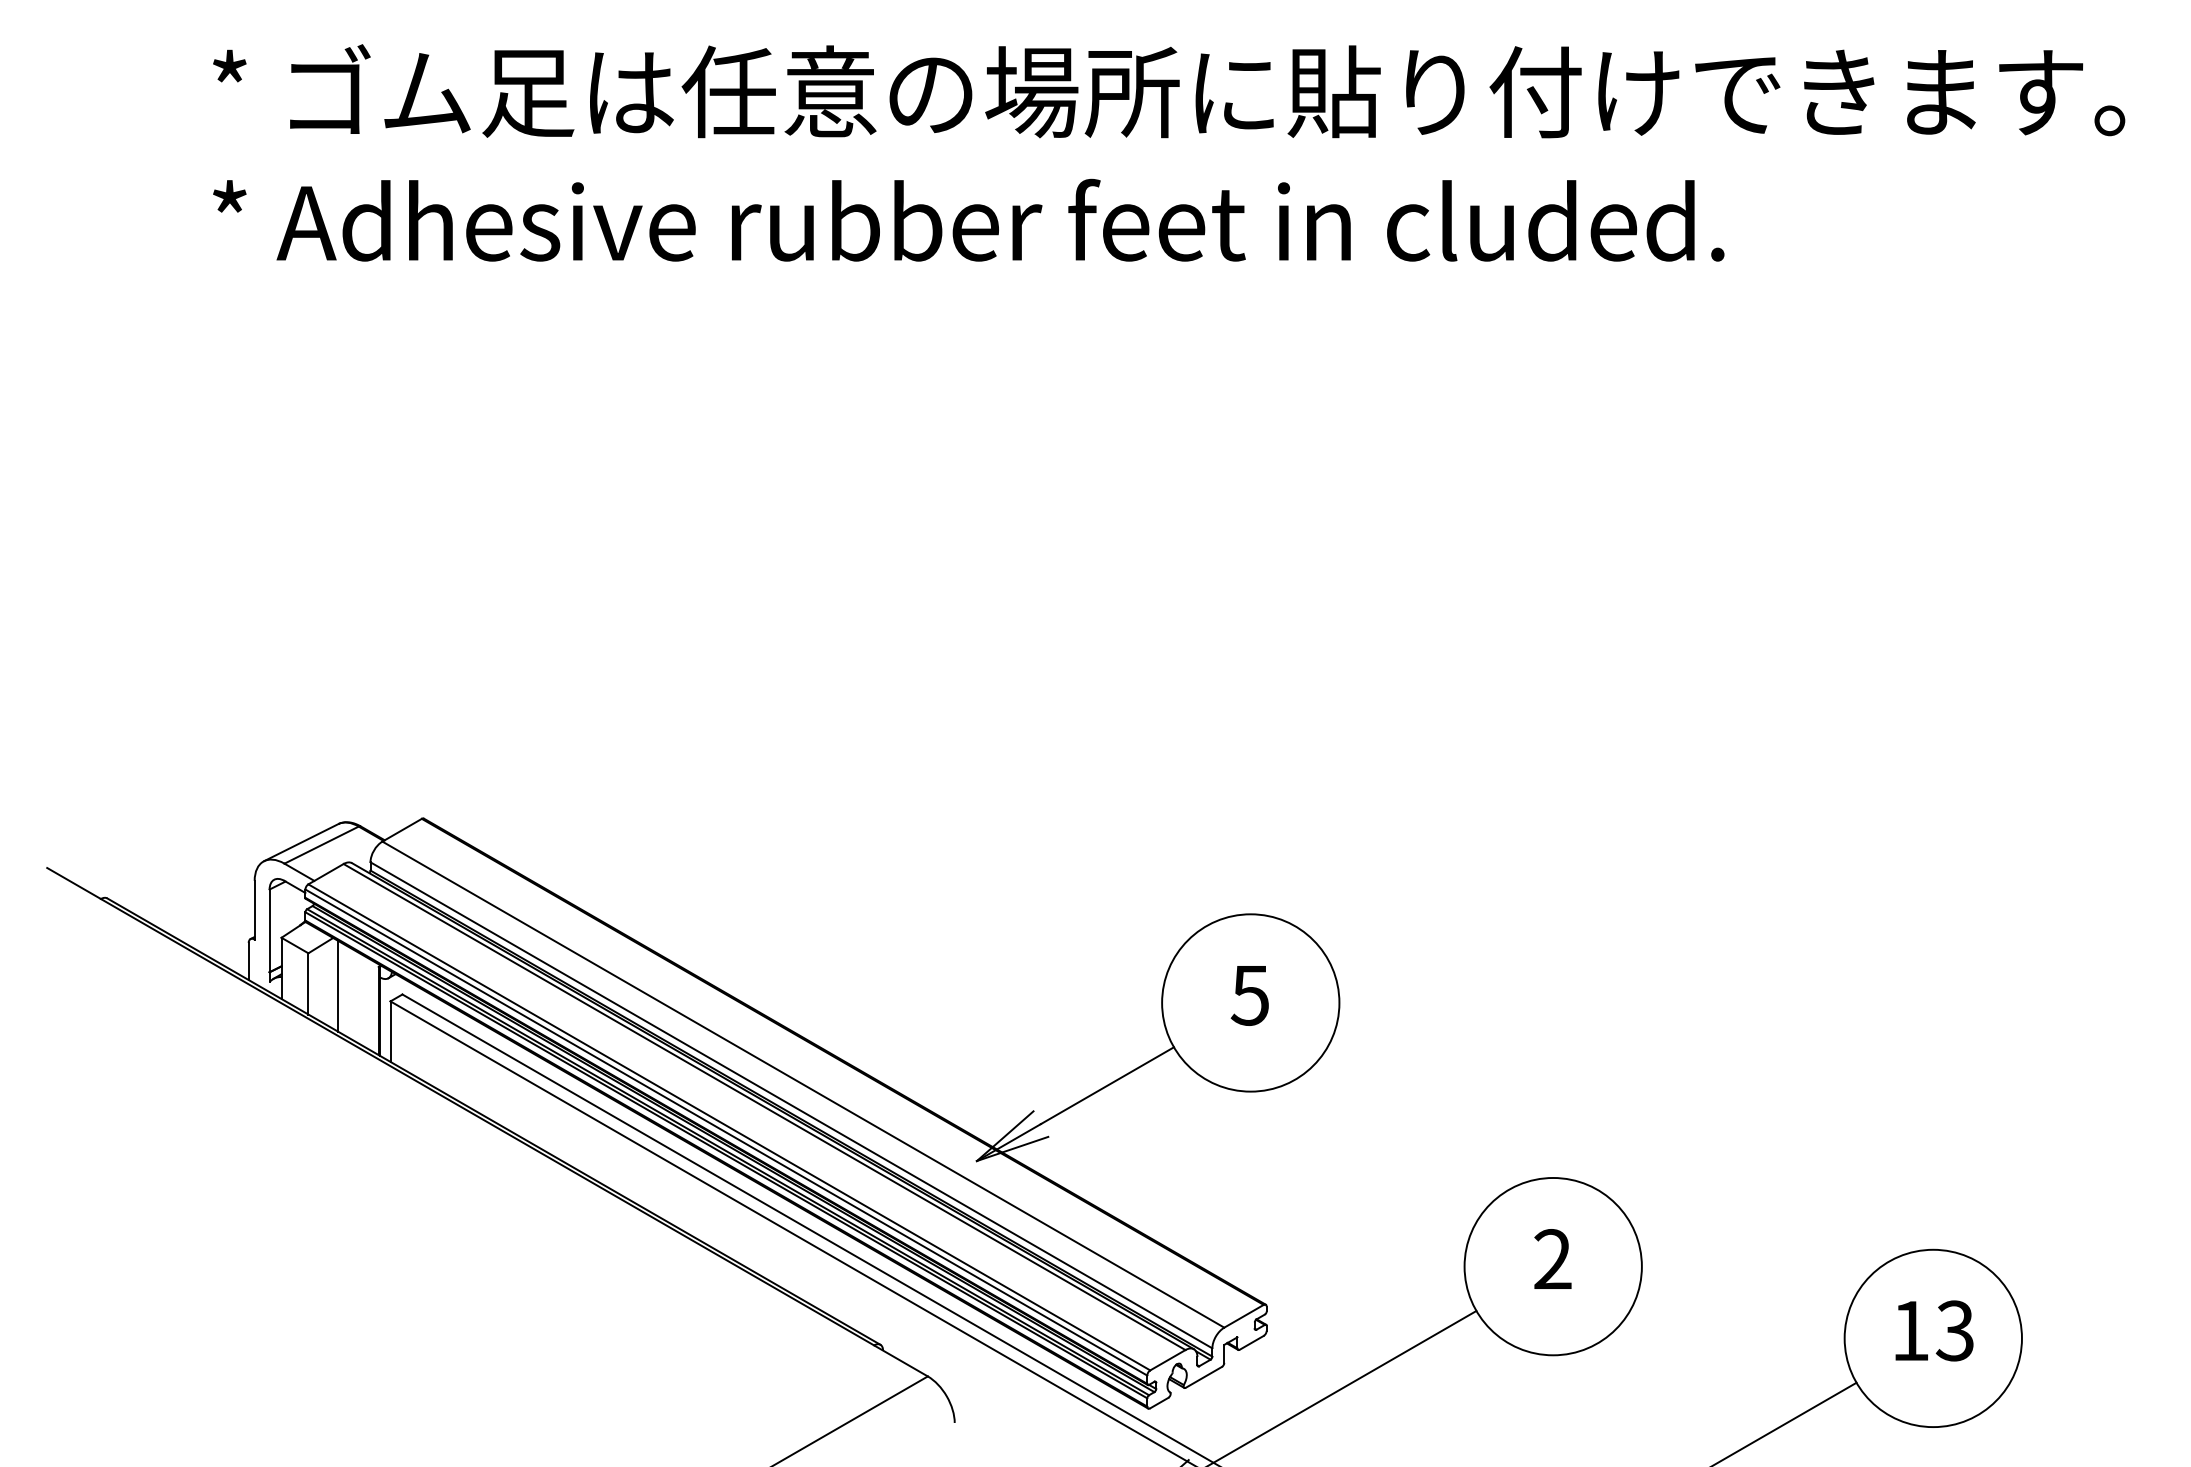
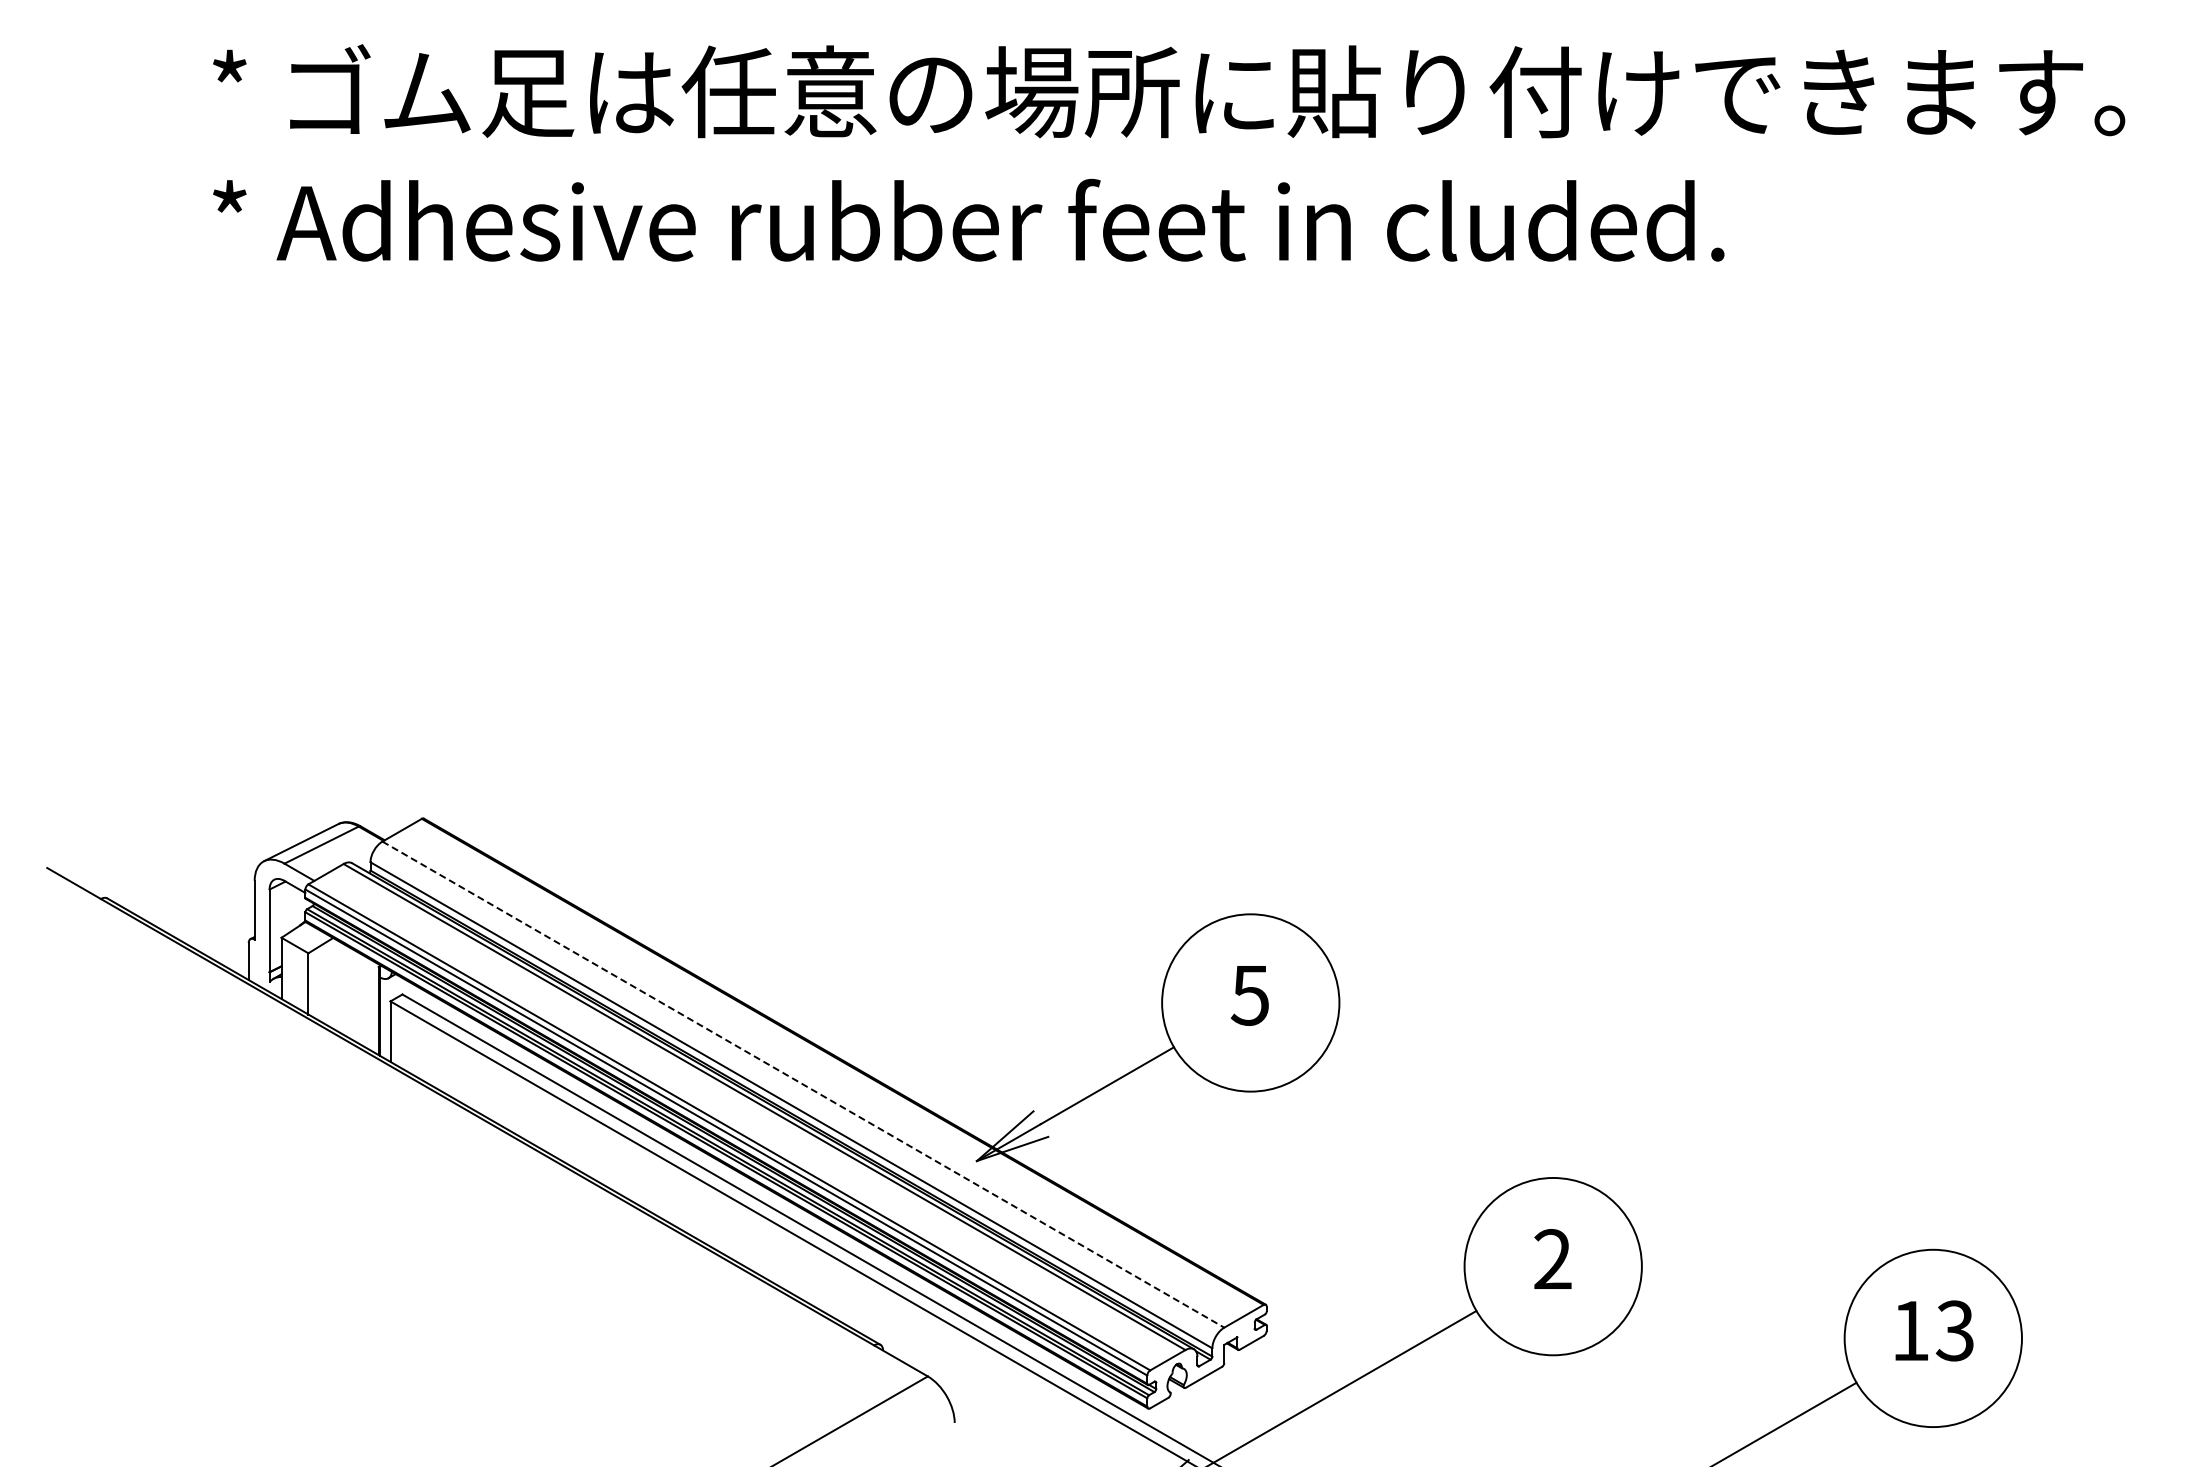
line: present -> none (338, 985)
line: solid -> dashed (803, 1084)
